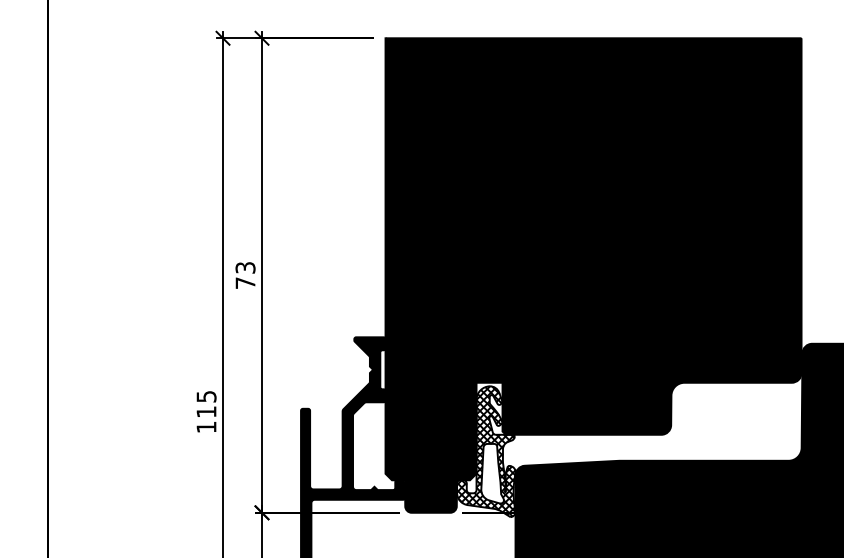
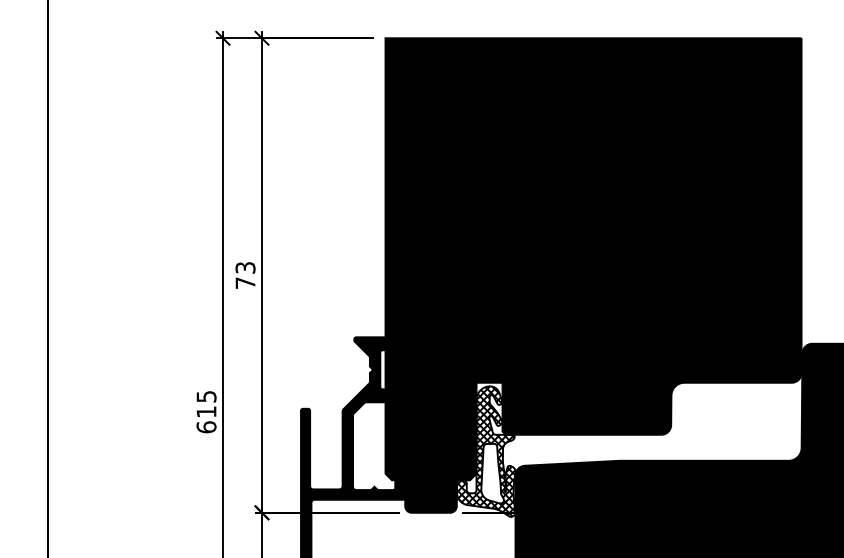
text: 115 -> 615 (206, 427)
